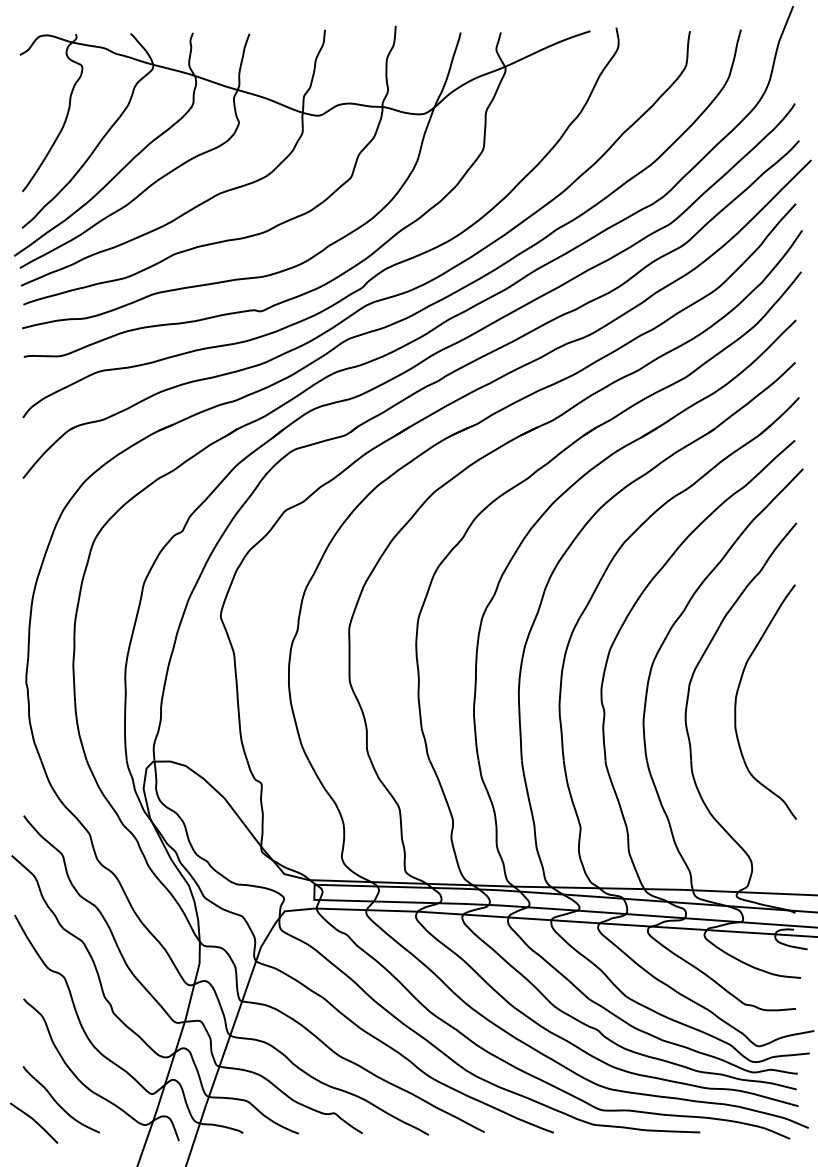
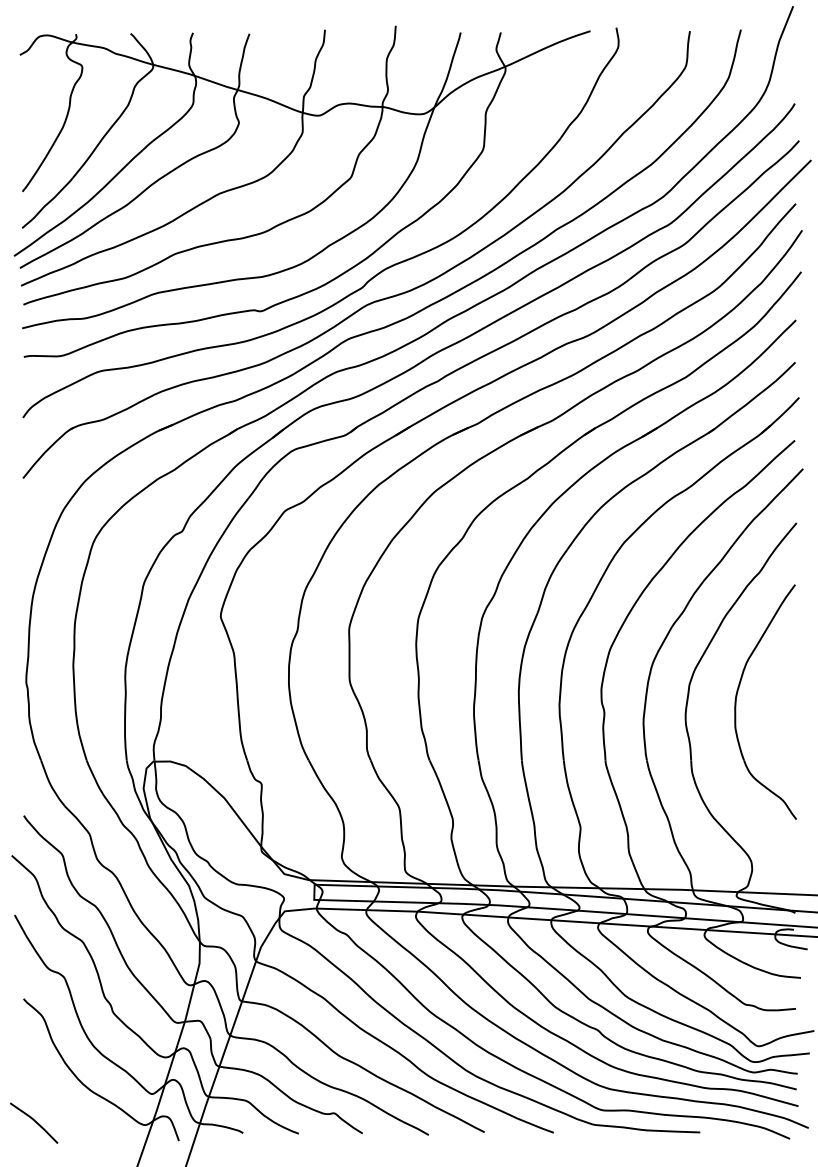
curve: present -> none (57, 1102)
